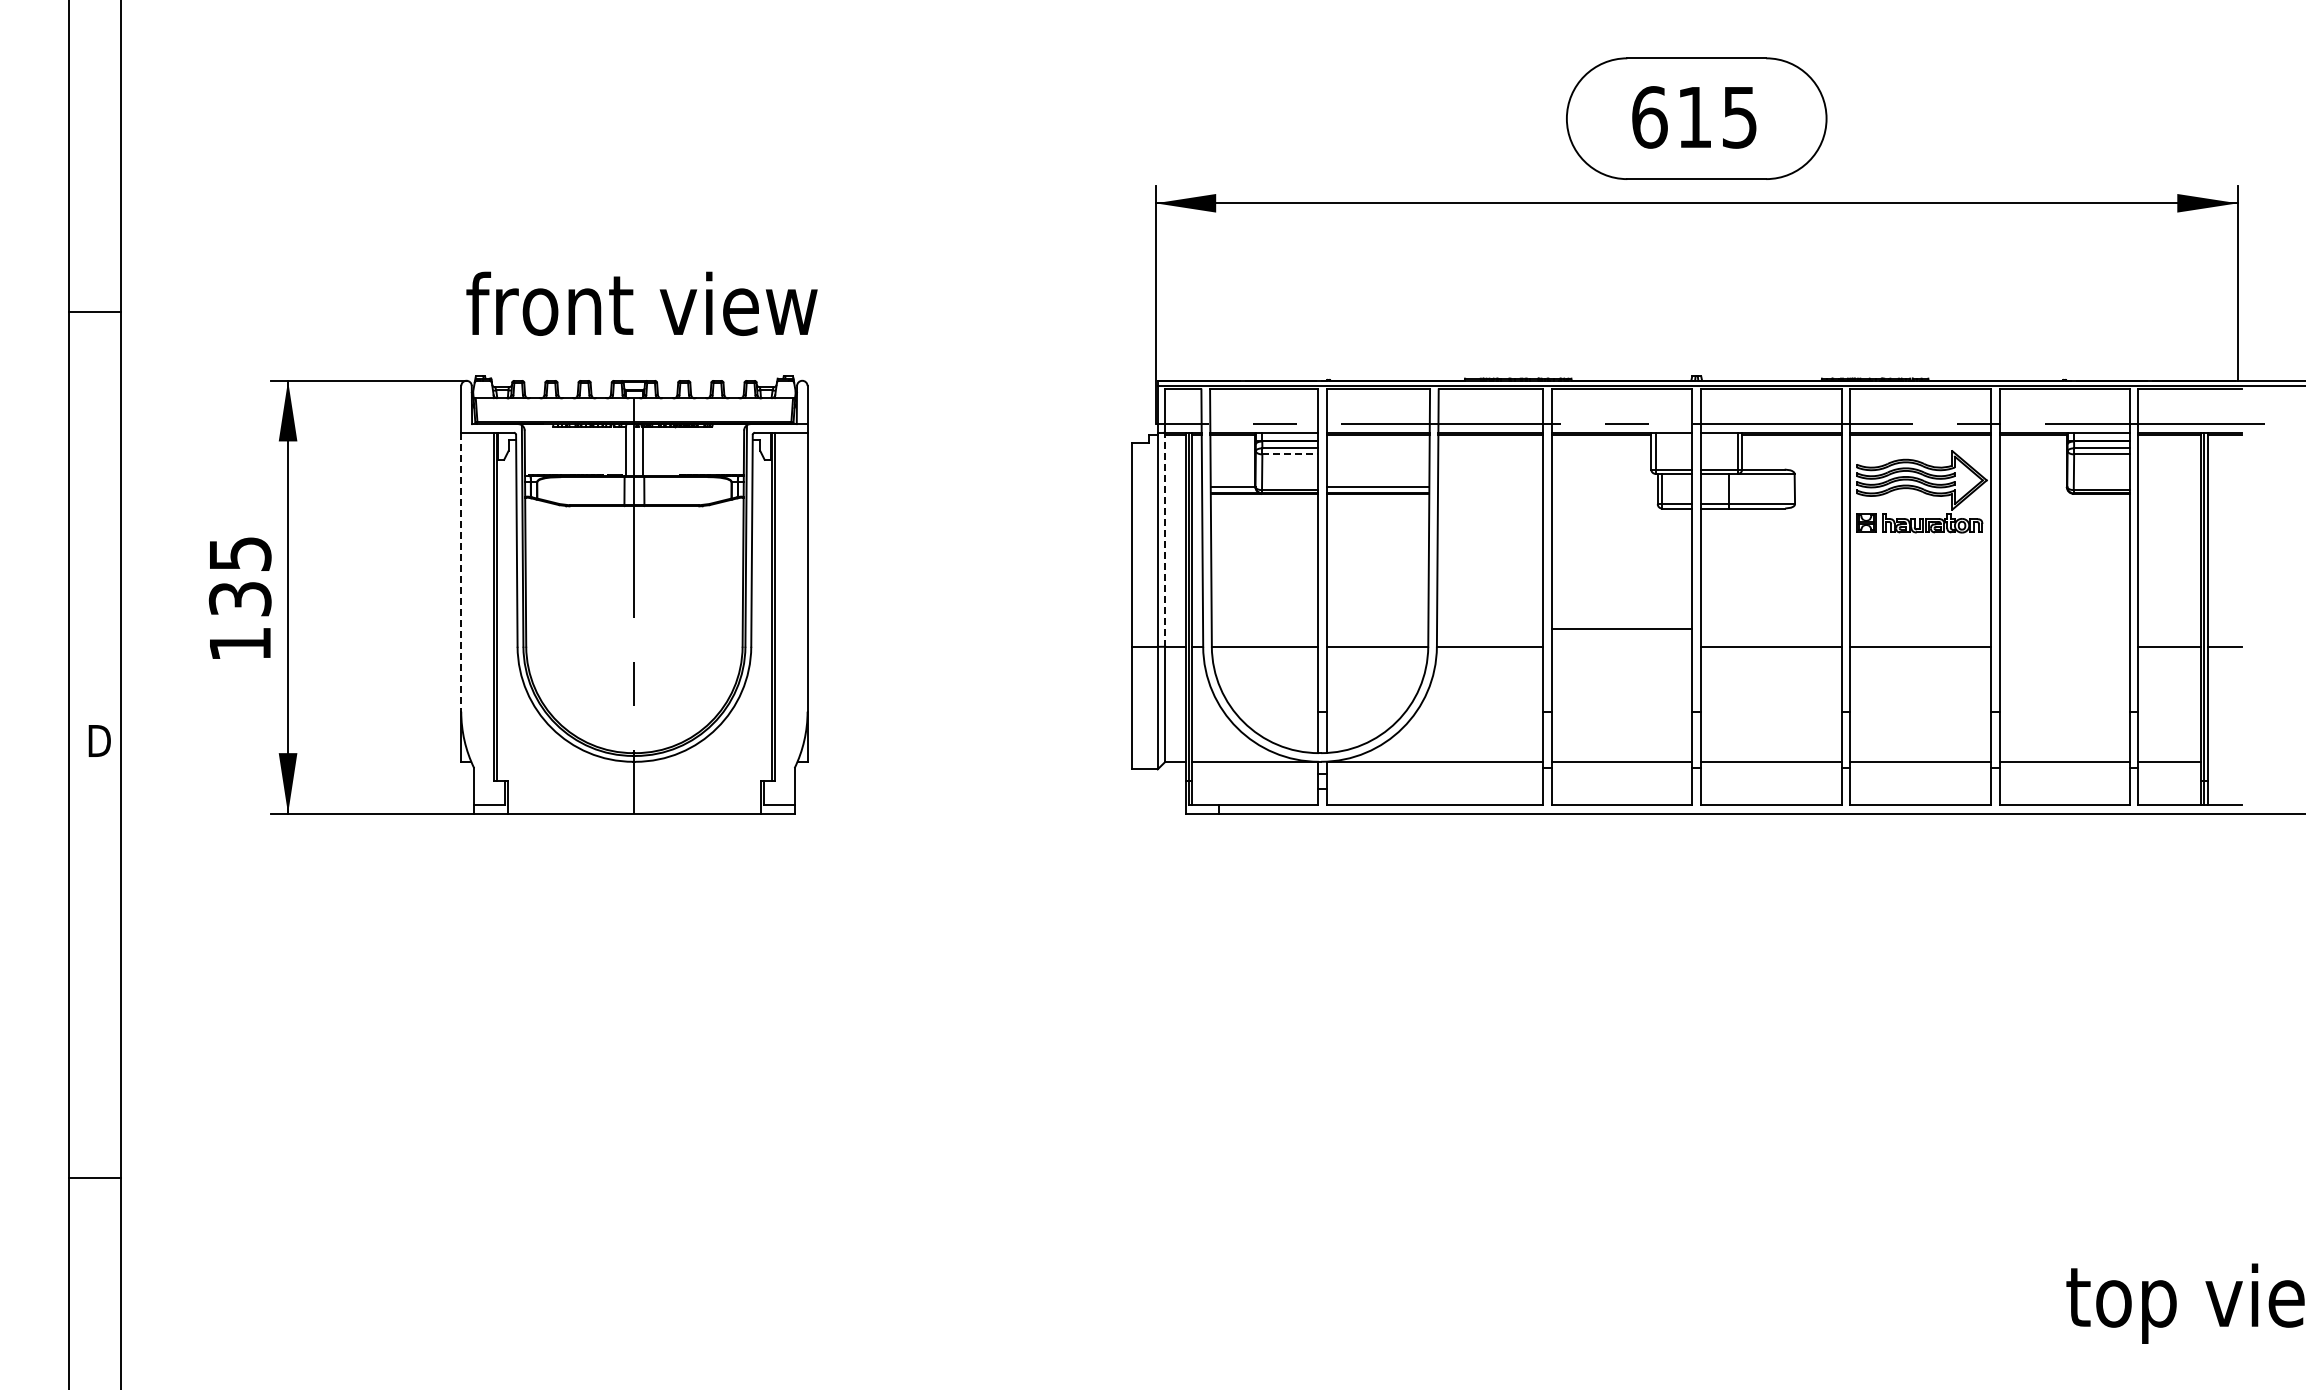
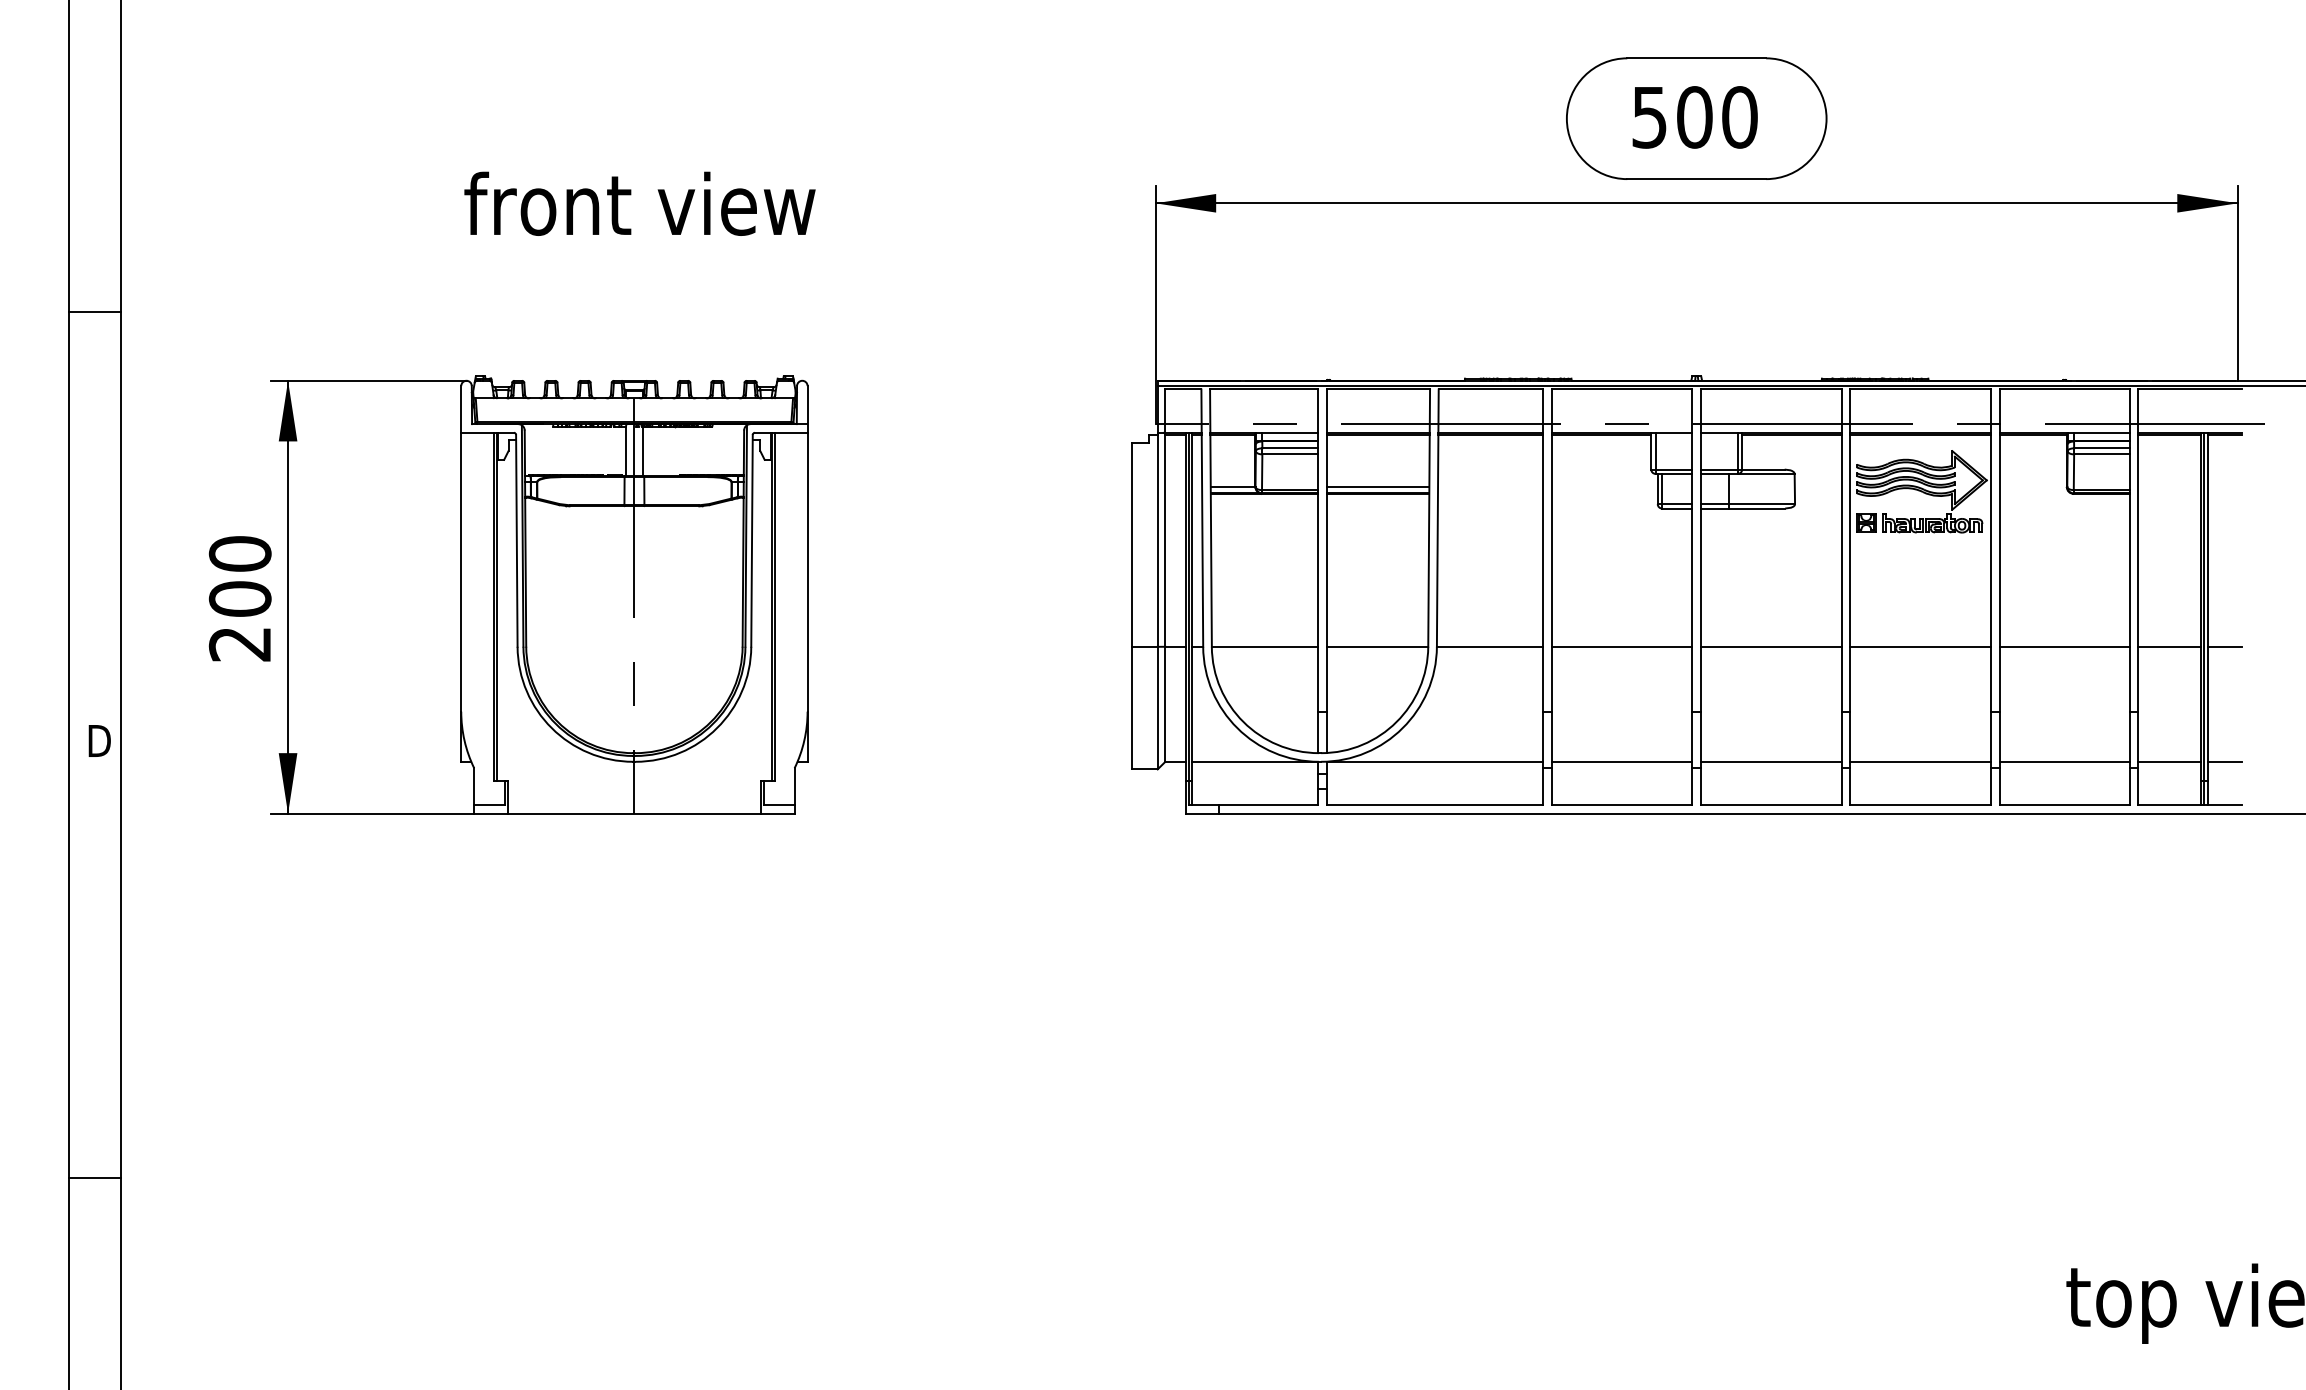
text: 615 -> 500 (1694, 117)
text position: (641, 303) -> (639, 203) (639, 203)
line: dashed -> solid (1290, 454)
line: dashed -> solid (1165, 540)
line: dashed -> solid (461, 572)
text: 135 -> 200 (239, 598)
line position: (1621, 628) -> (1621, 646) (1621, 646)
line: none -> present (2064, 646)
line: none -> present (2224, 761)
